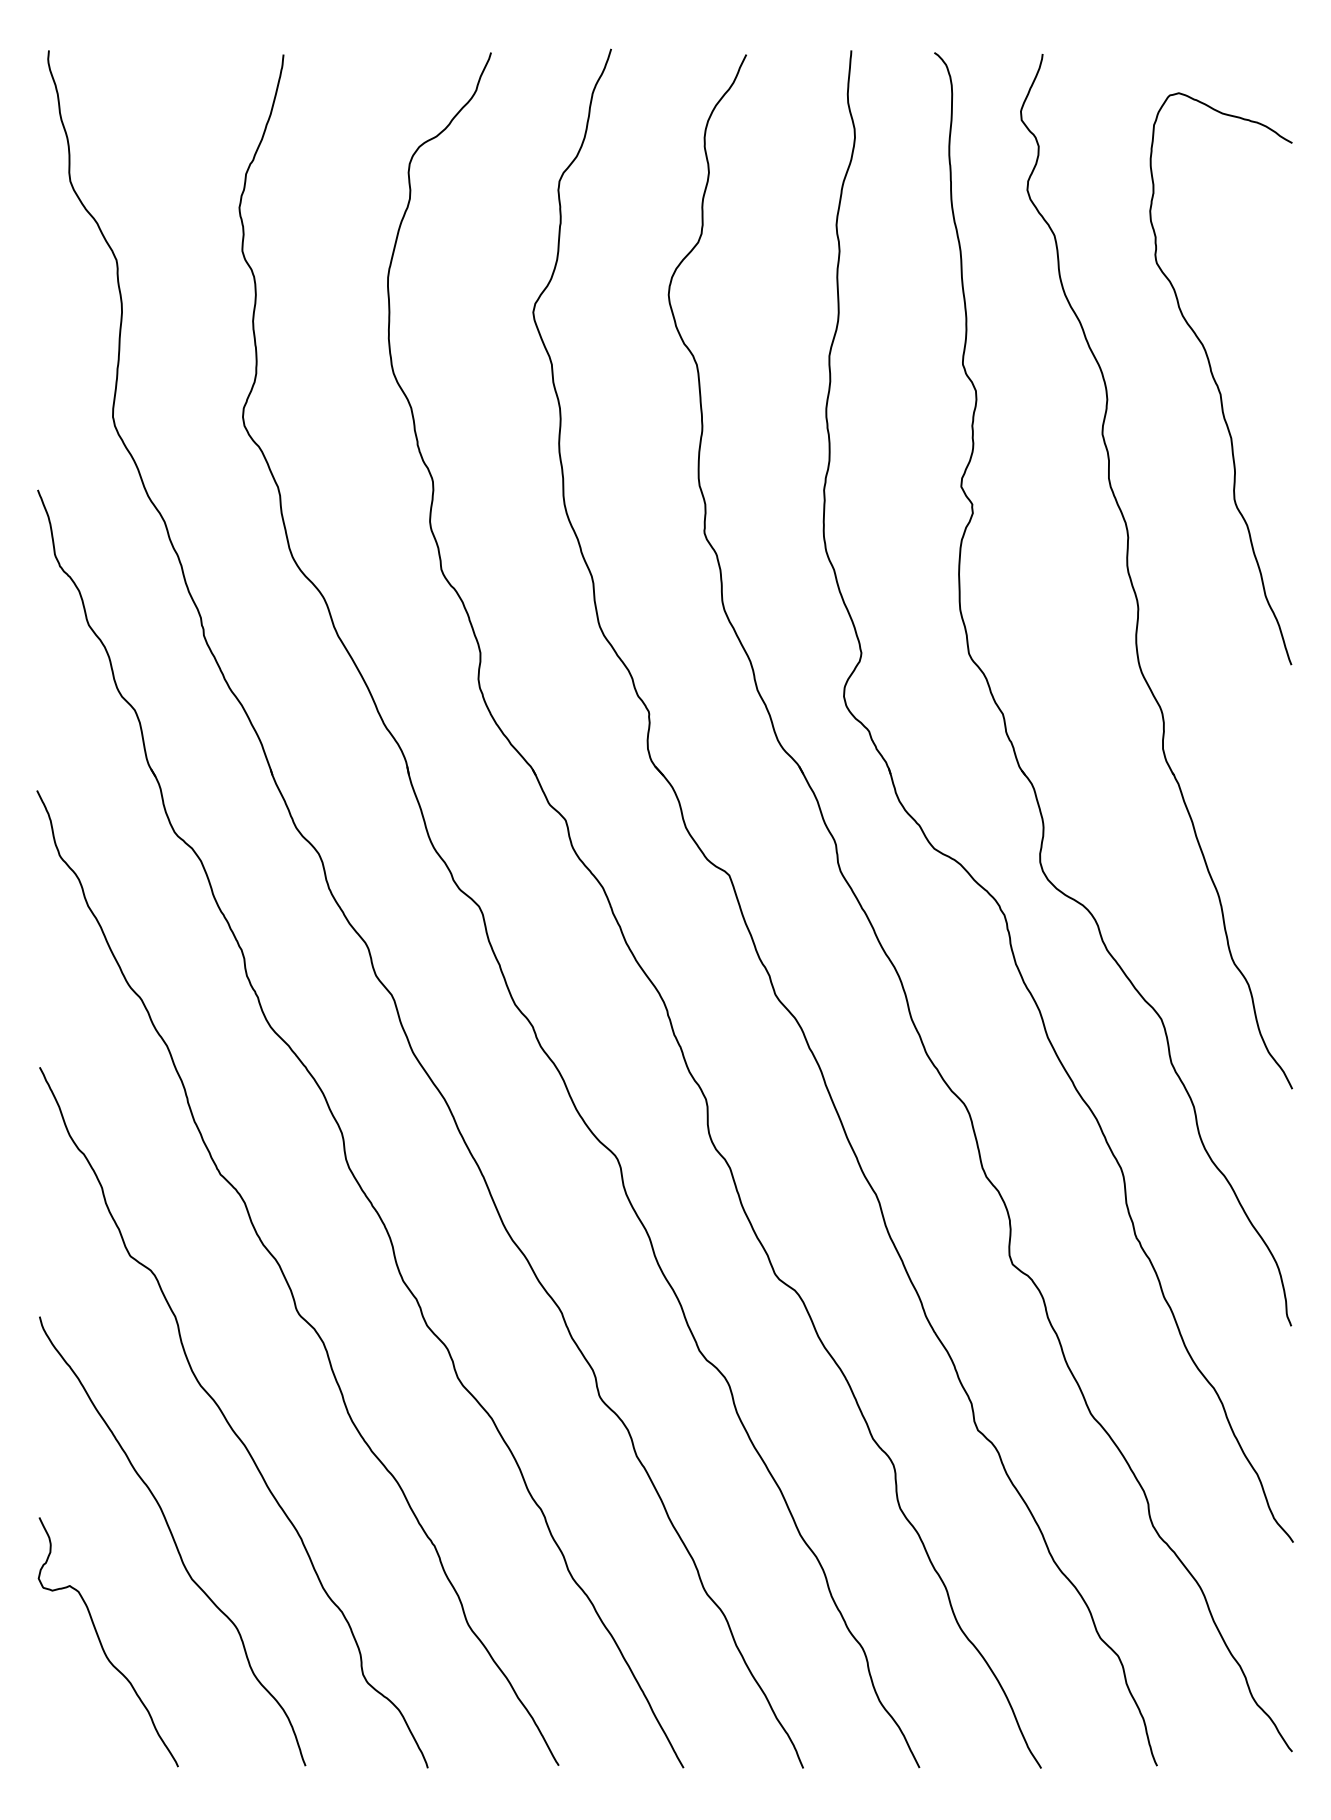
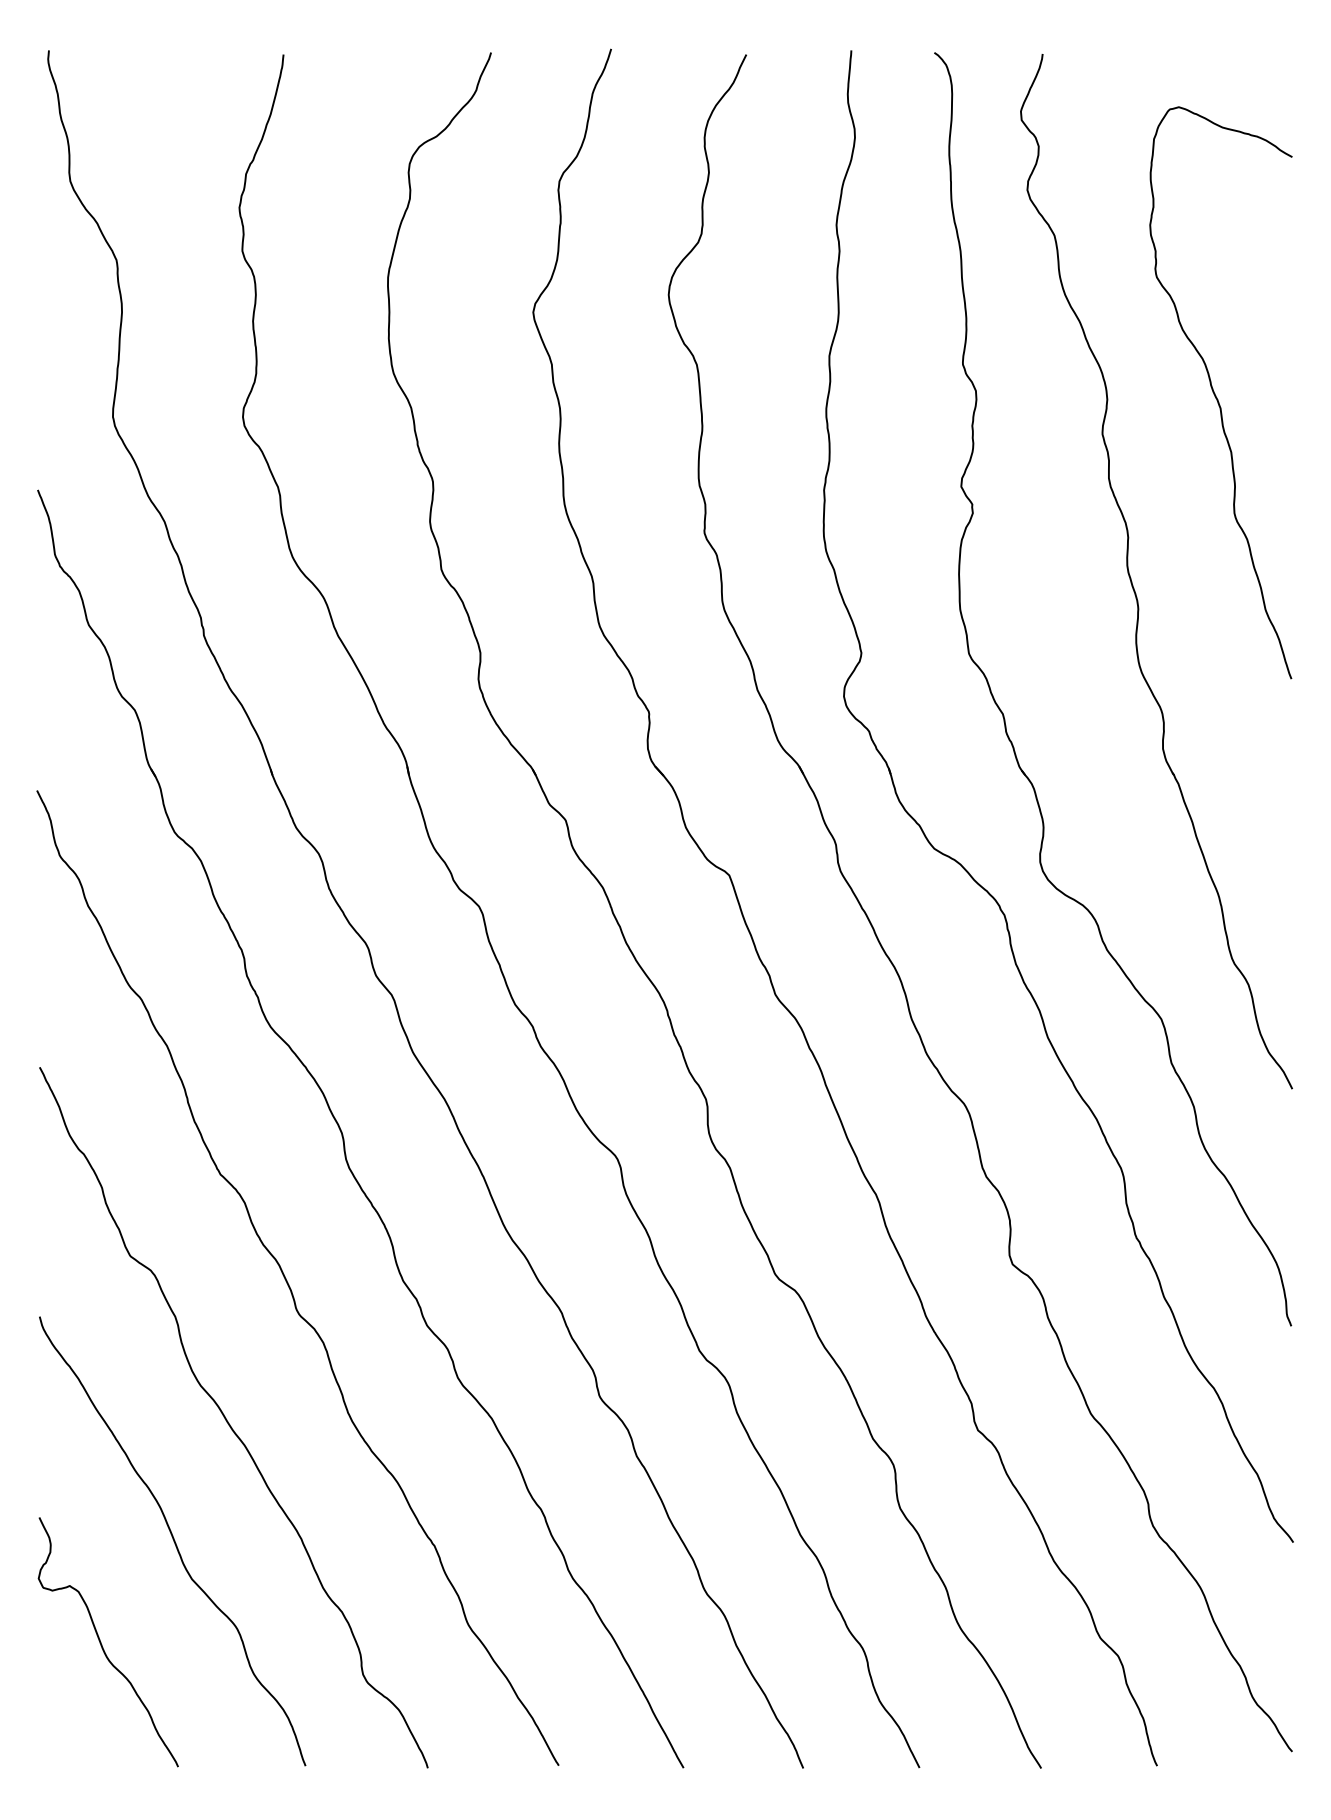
curve position: (1216, 381) -> (1216, 395) (1216, 395)
